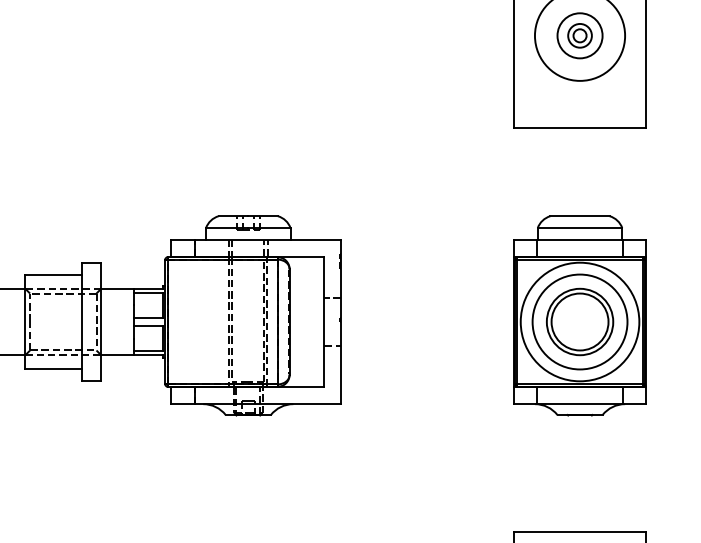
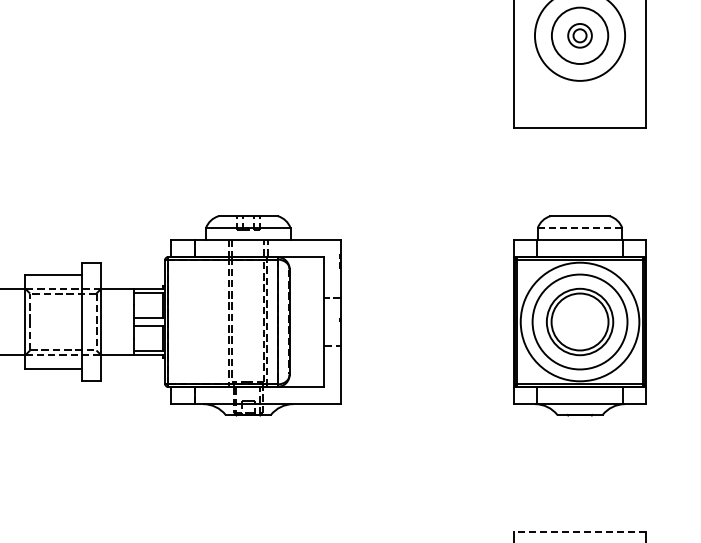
circle diameter: 45 px -> 56 px (579, 35)
line: solid -> dashed (579, 228)
line: solid -> dashed (579, 532)
